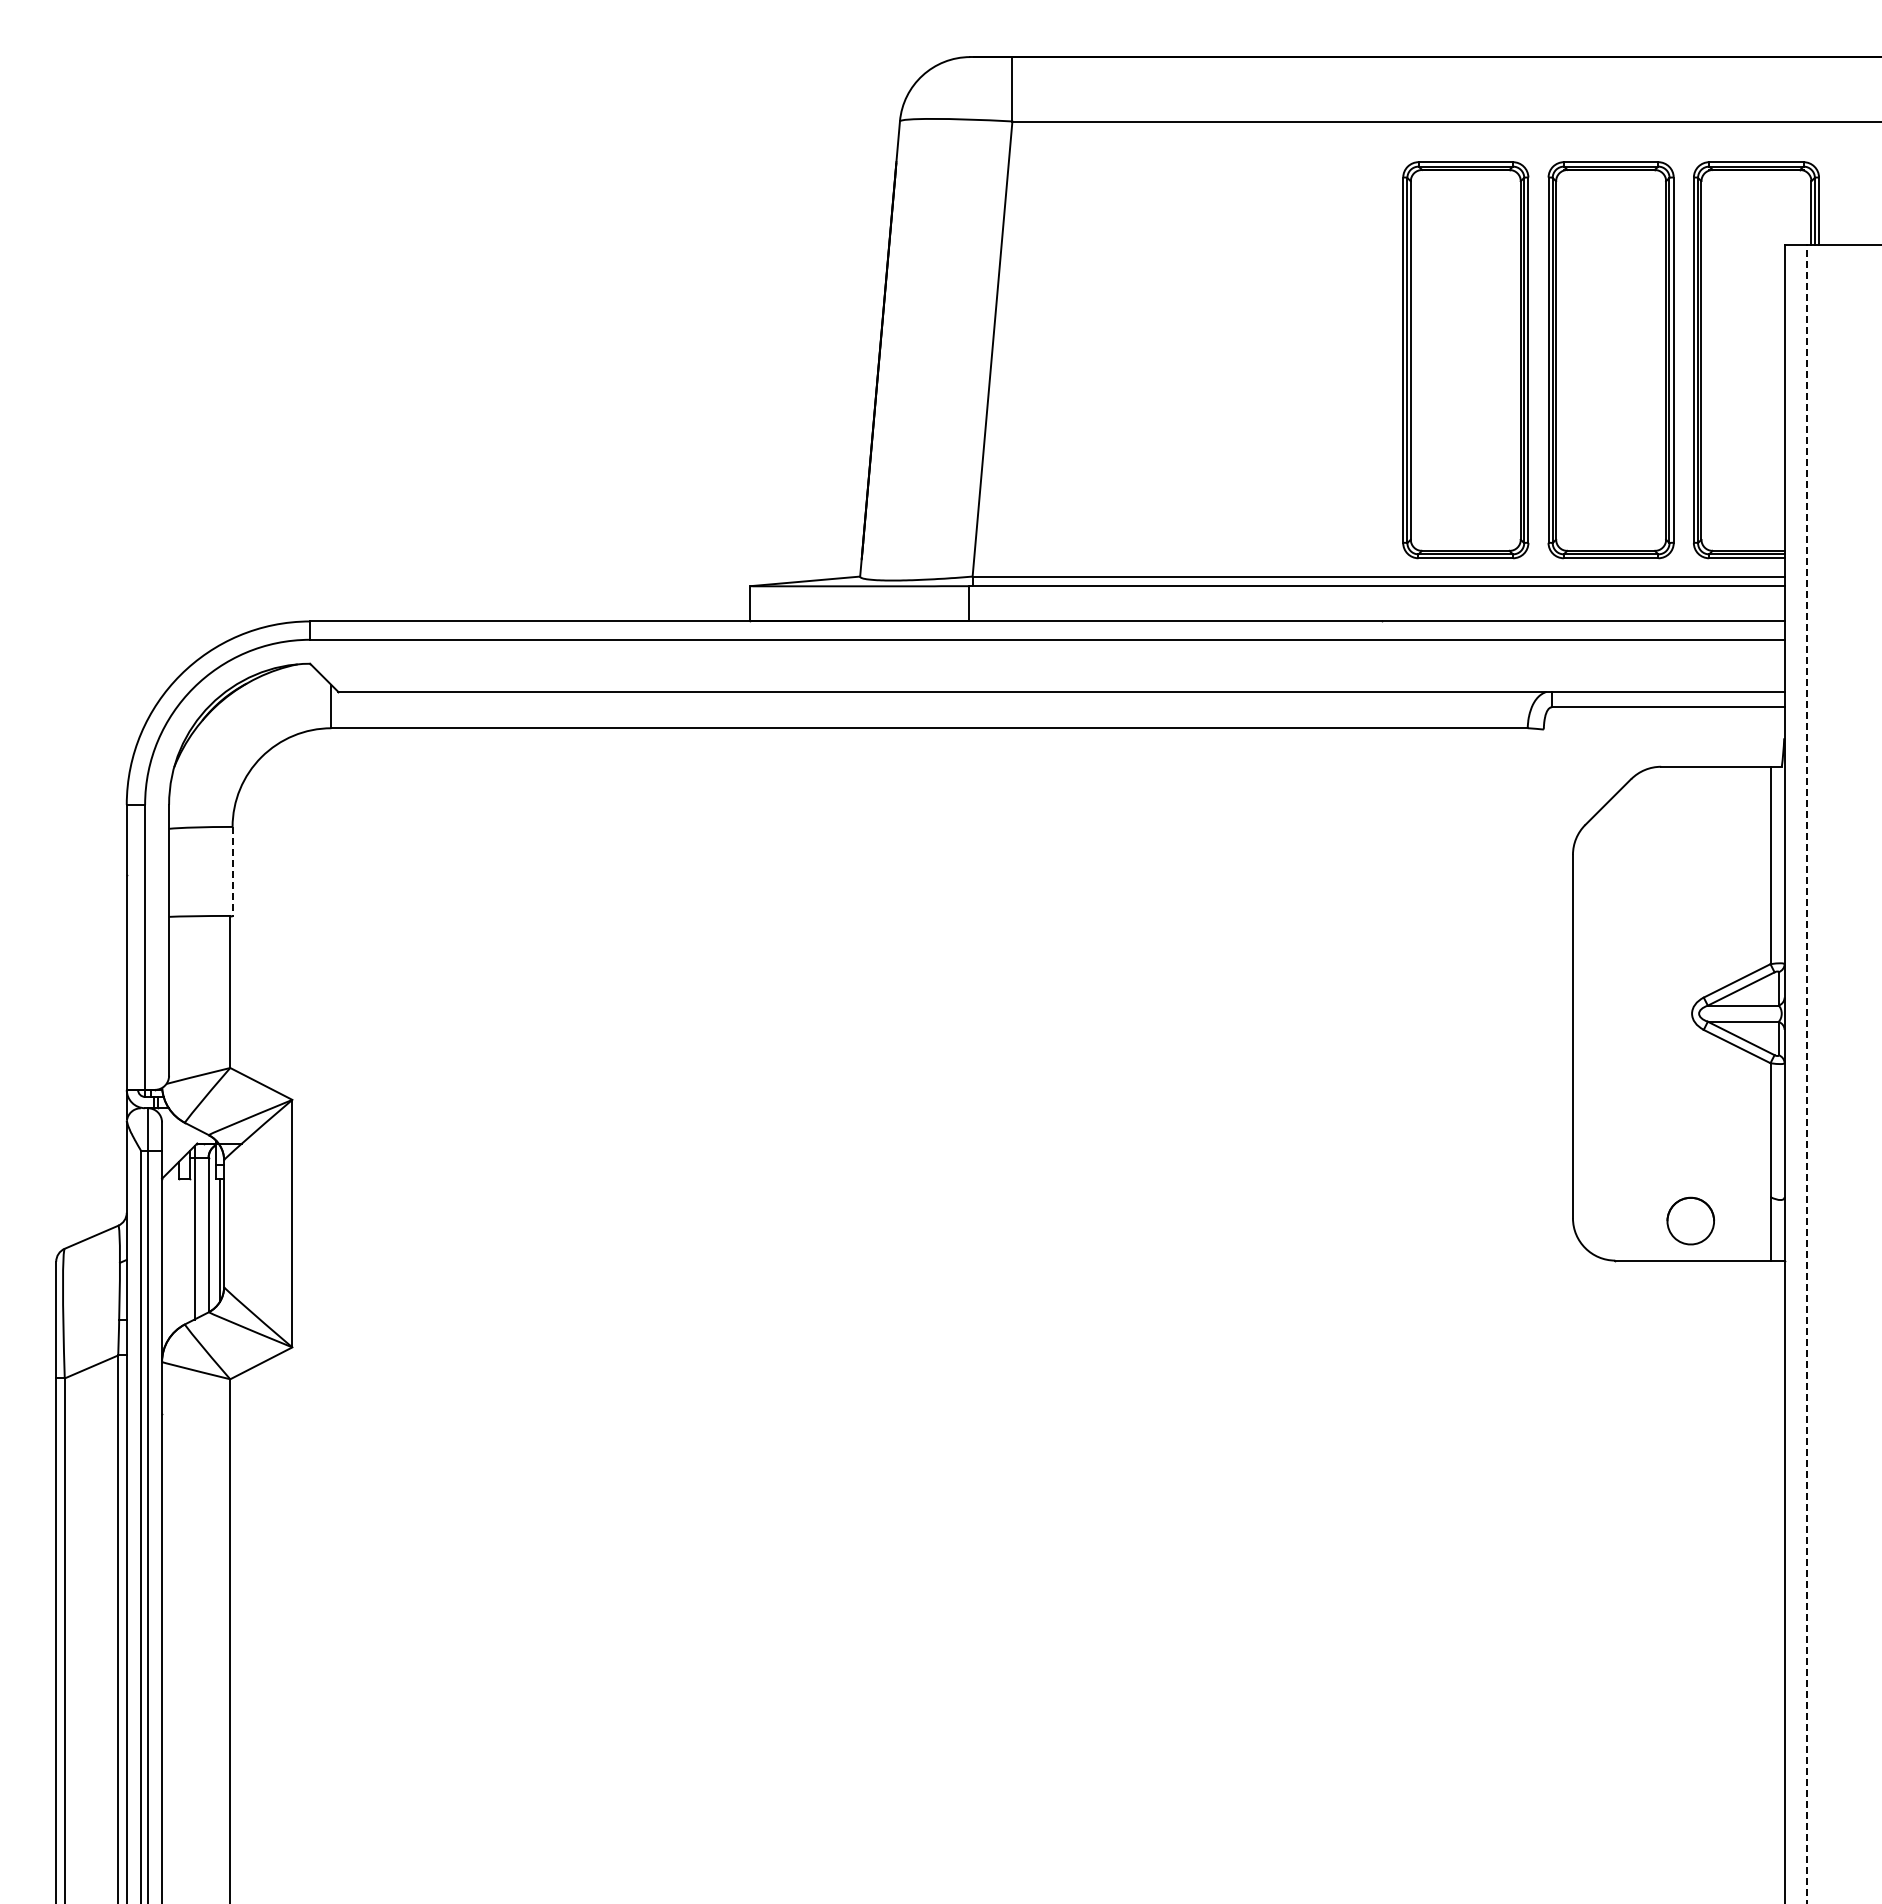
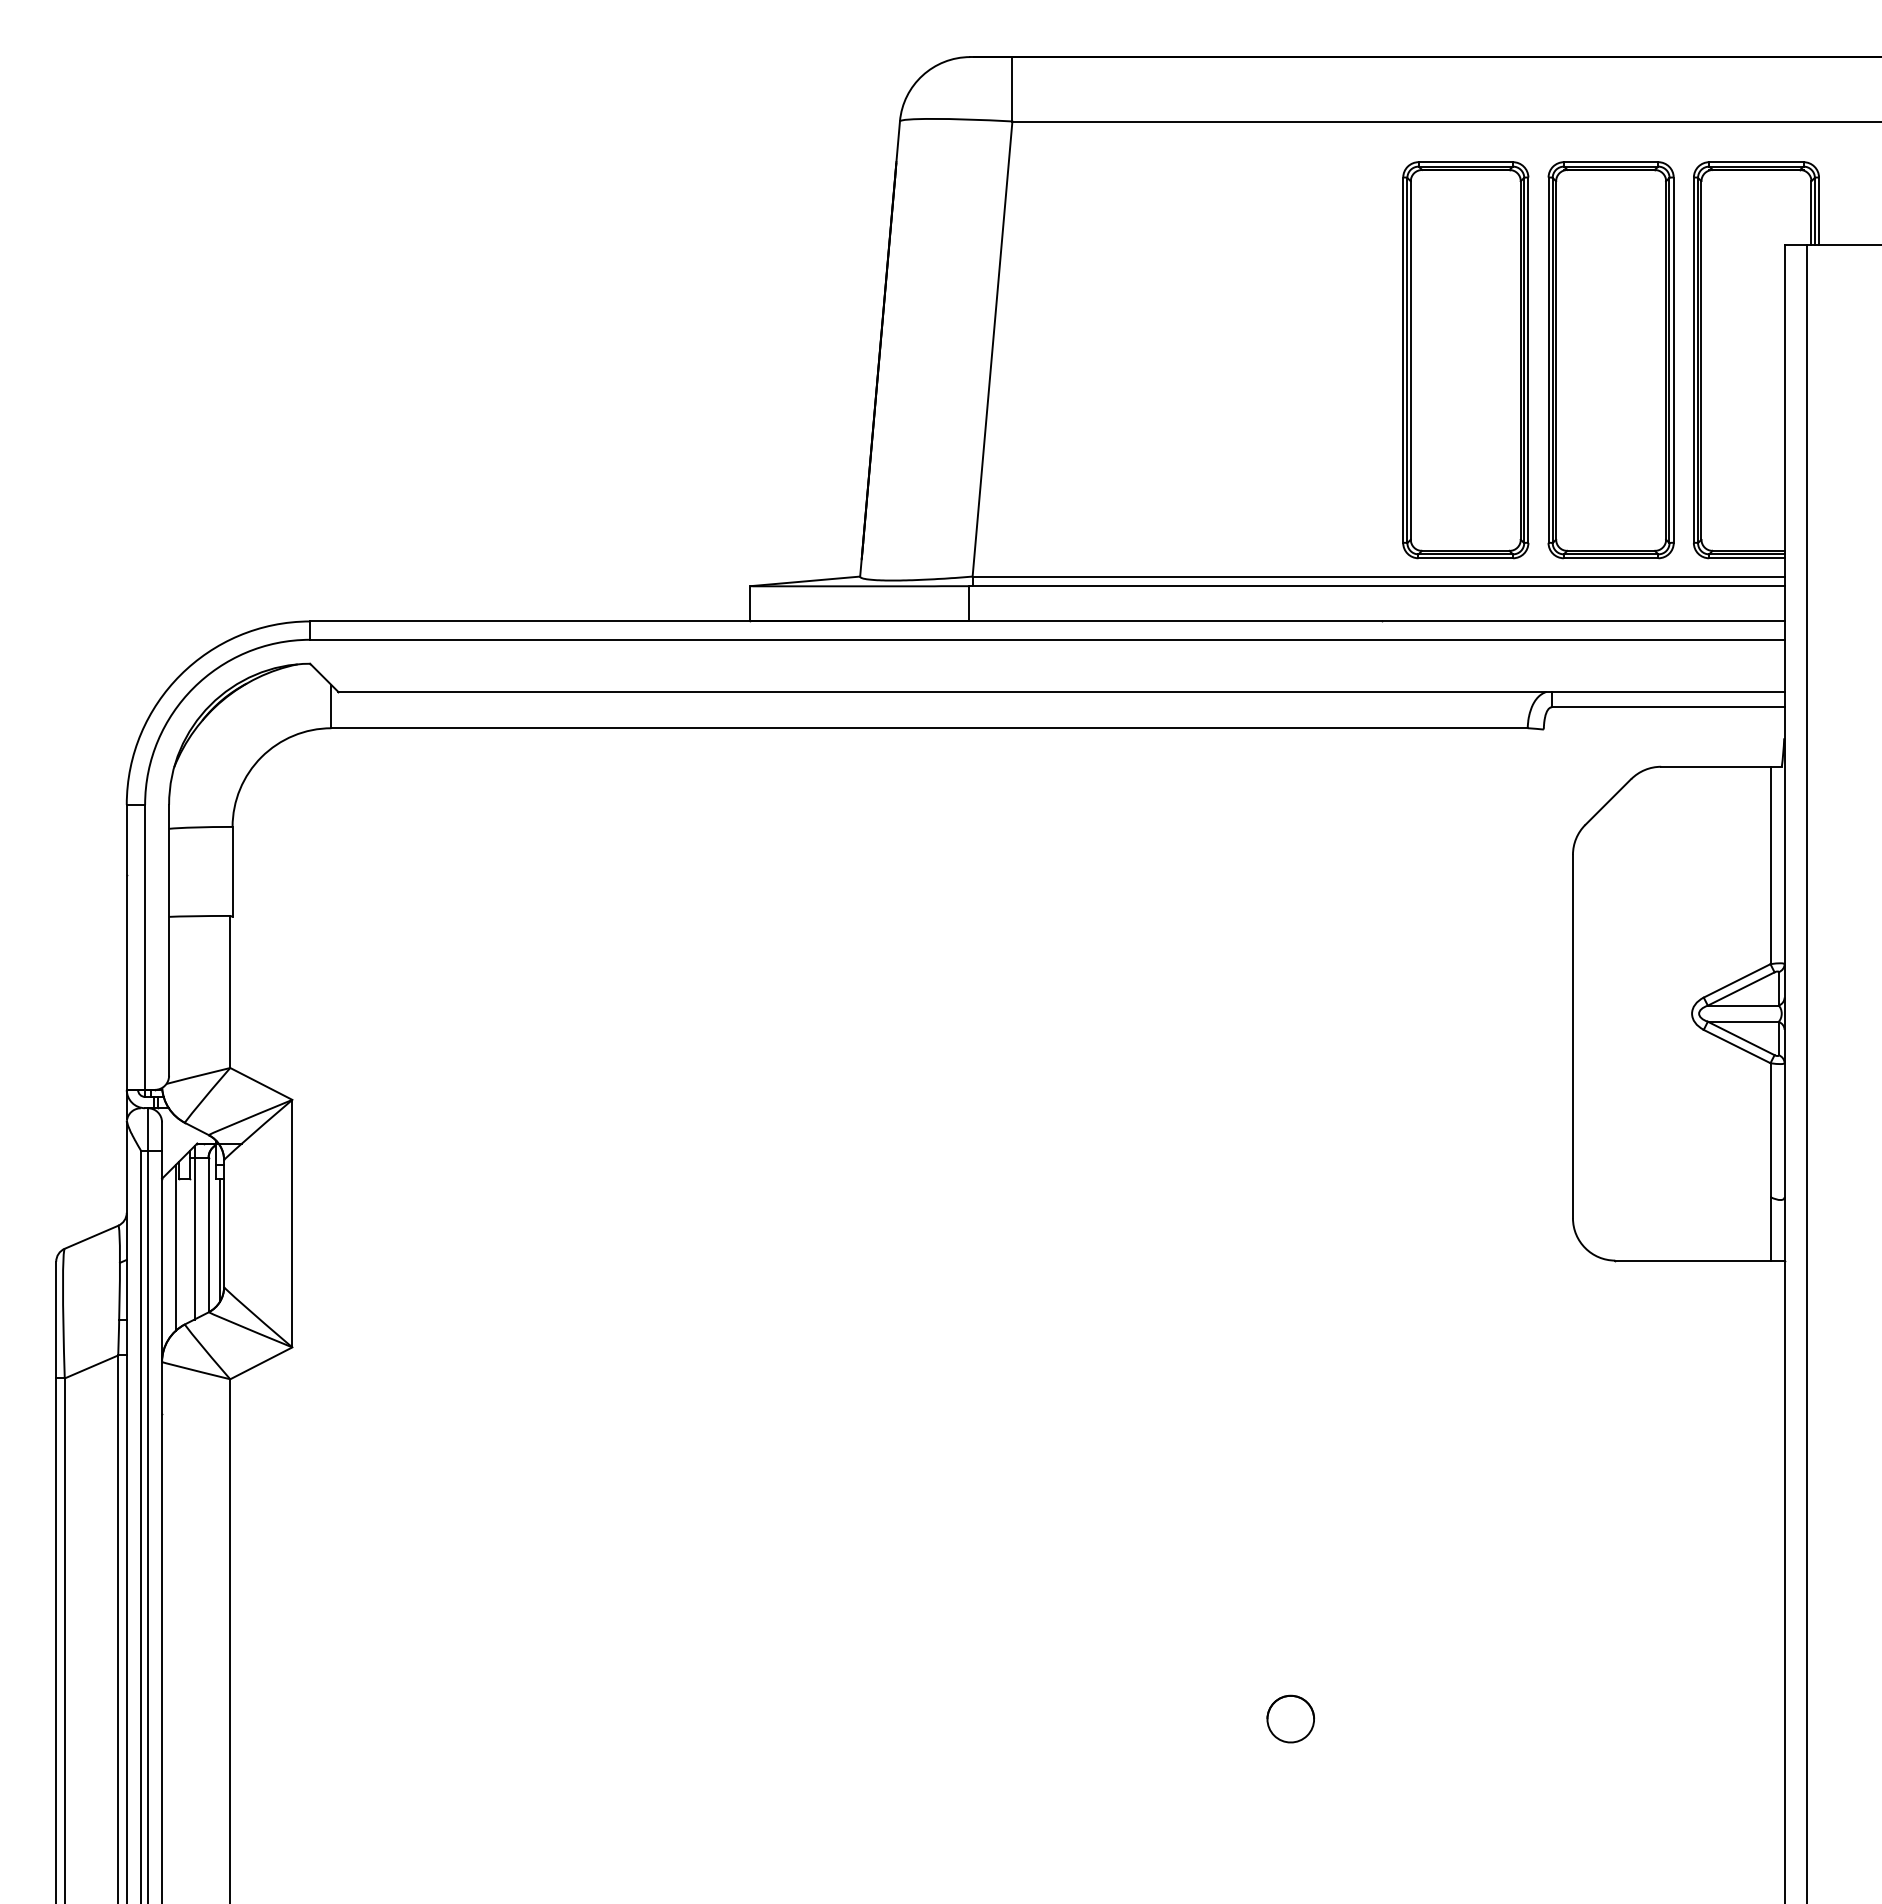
line: dashed -> solid (232, 871)
line: dashed -> solid (1807, 1073)
part position: (1690, 1220) -> (1290, 1718) (1290, 1718)
line: none -> present (176, 1247)
